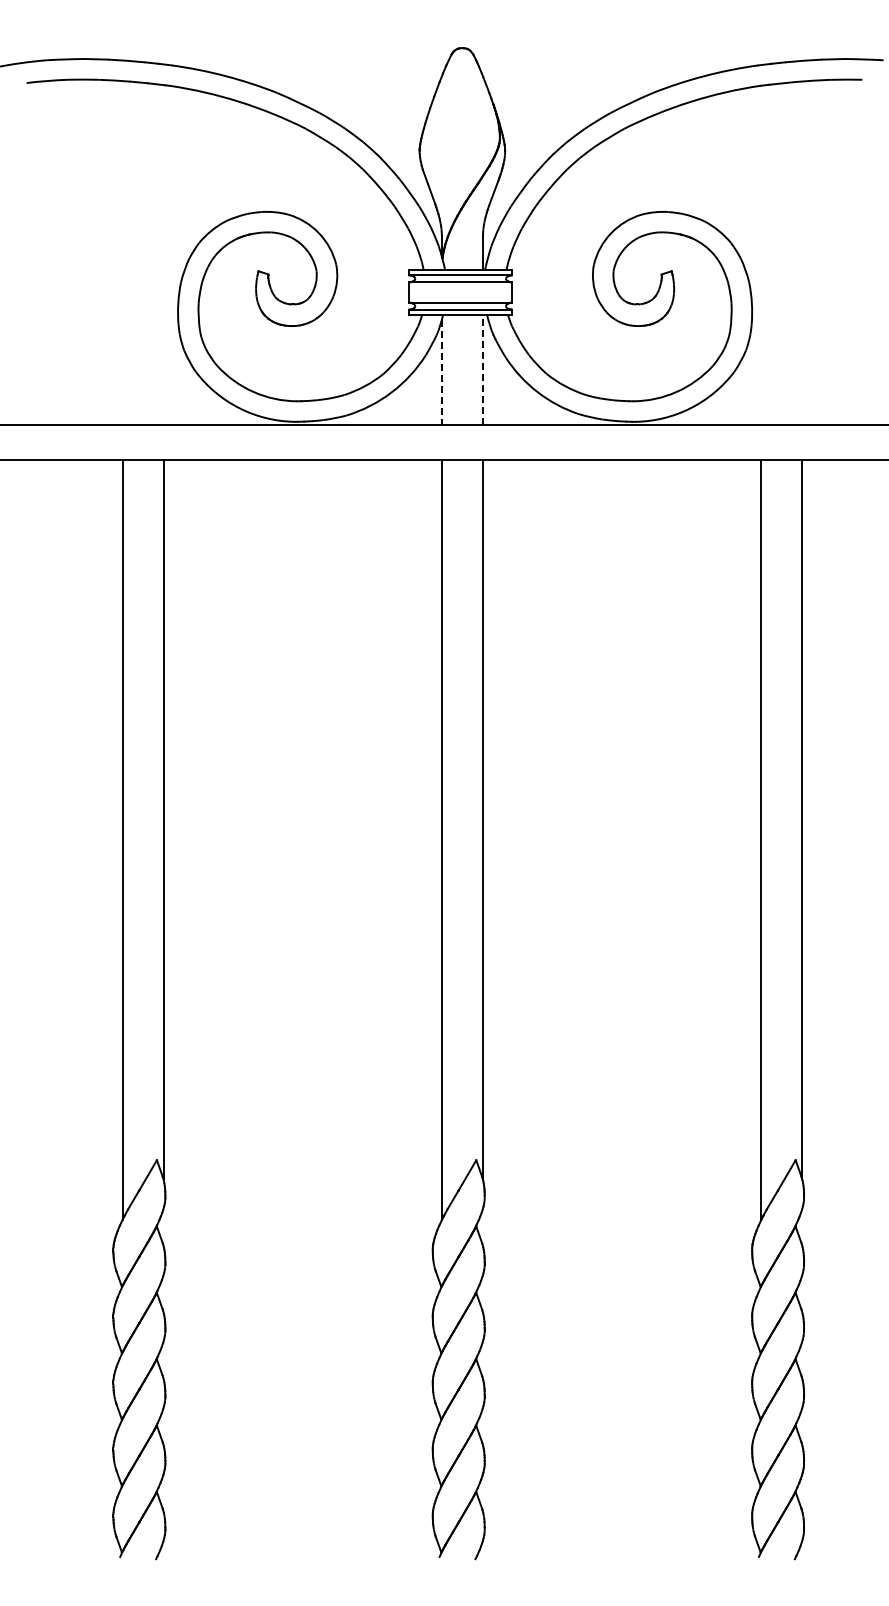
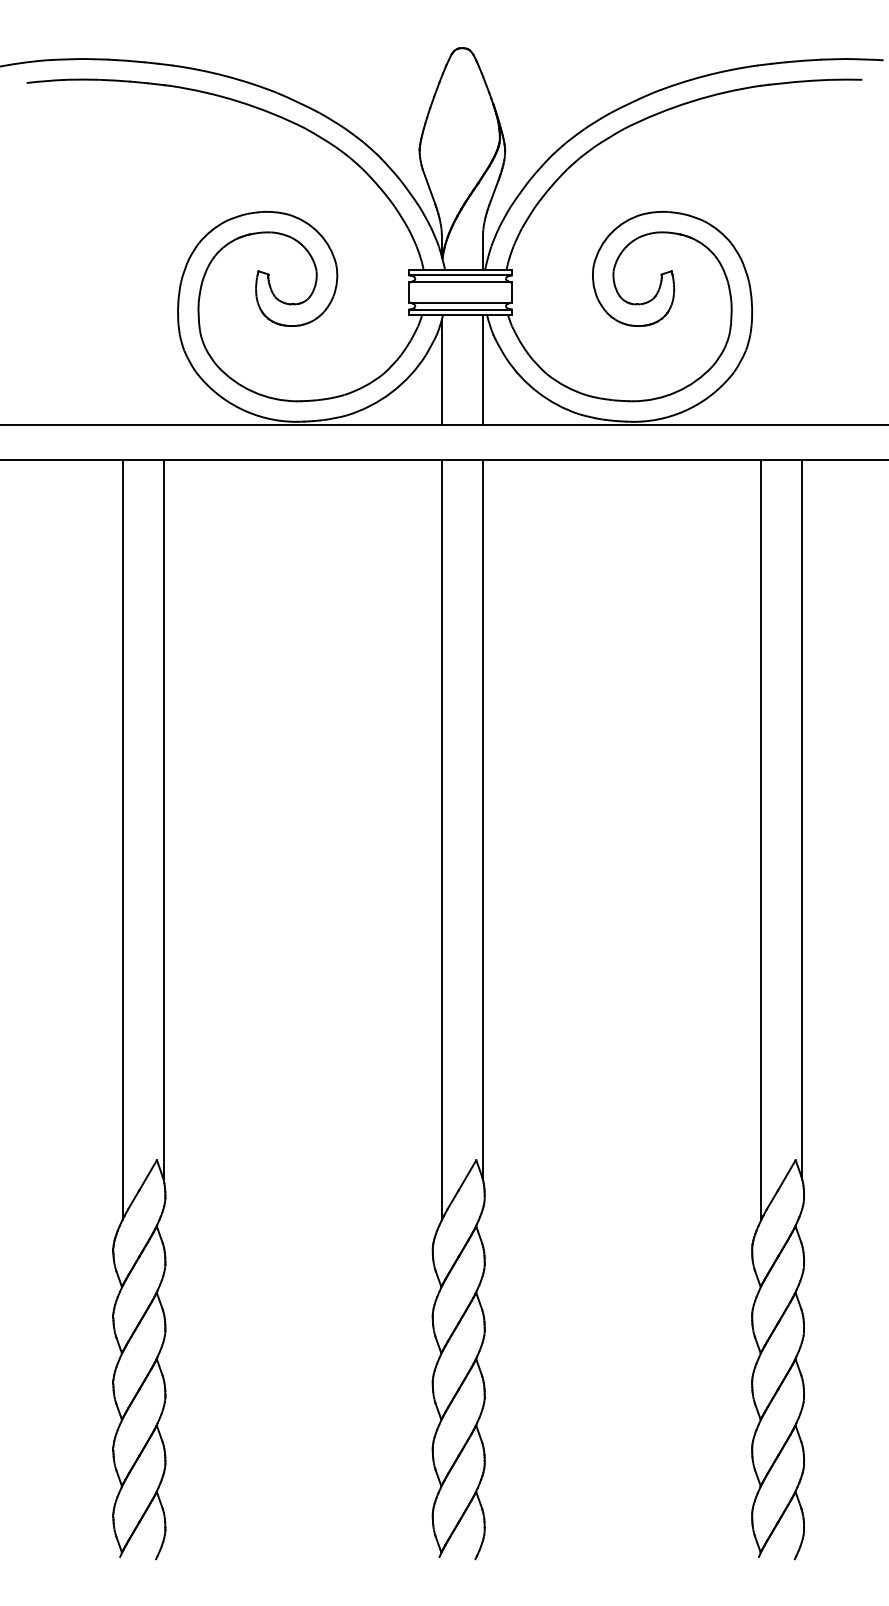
line: dashed -> solid (482, 369)
line: dashed -> solid (441, 372)
